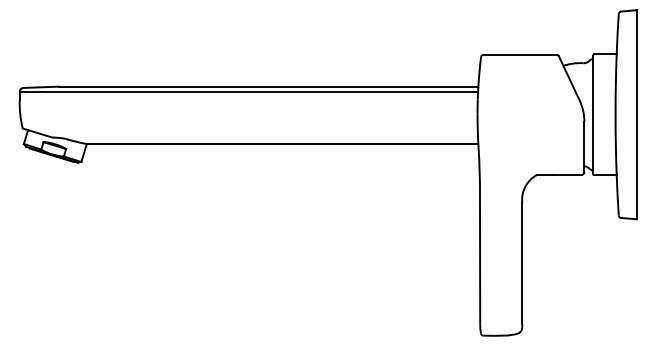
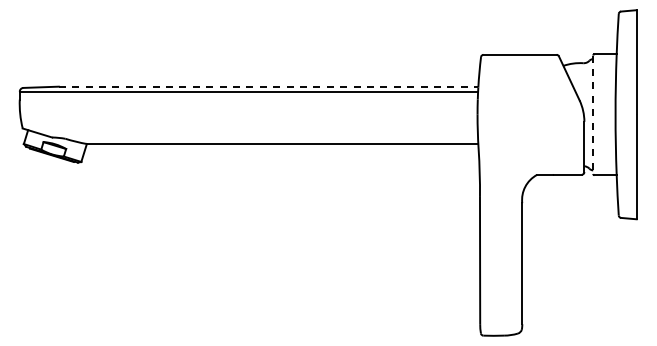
line: solid -> dashed (268, 86)
line: solid -> dashed (593, 115)
